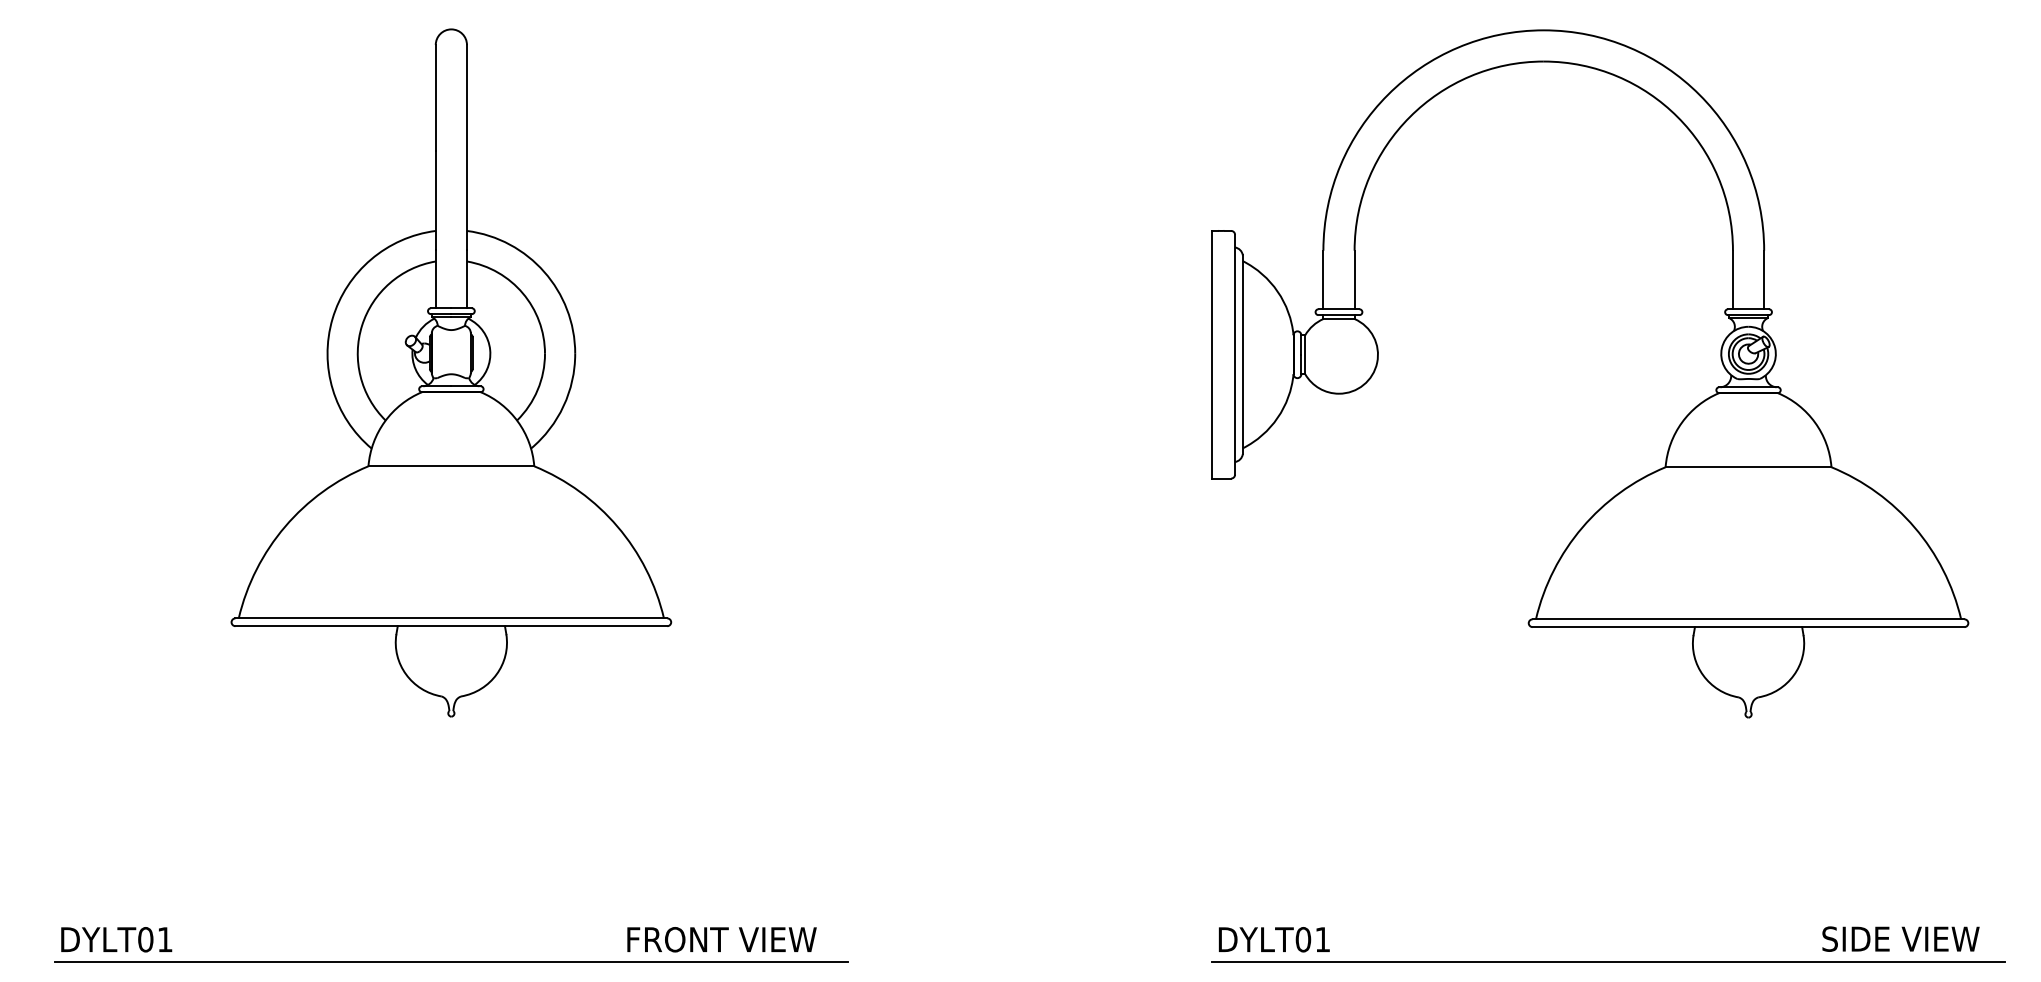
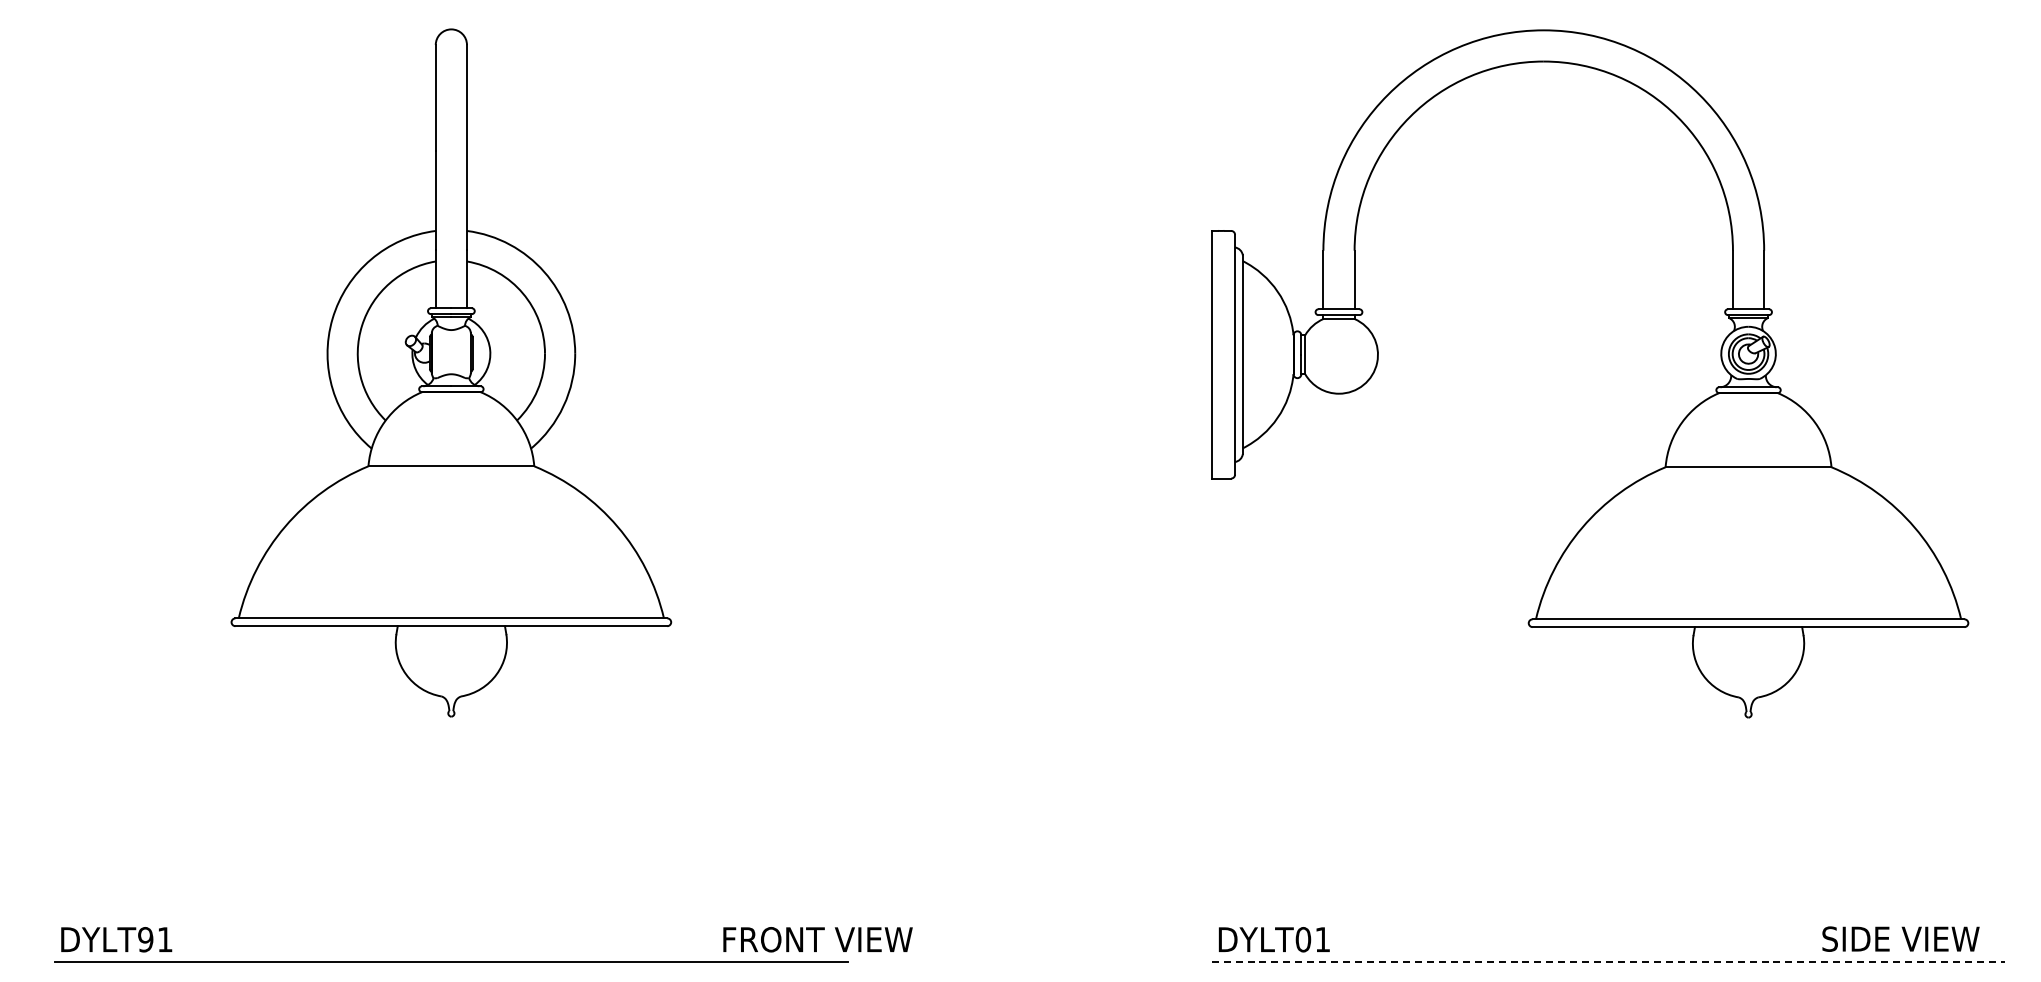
text: DYLT01 -> DYLT91 (145, 939)
text position: (721, 939) -> (817, 939) (817, 939)
line: solid -> dashed (1608, 961)
